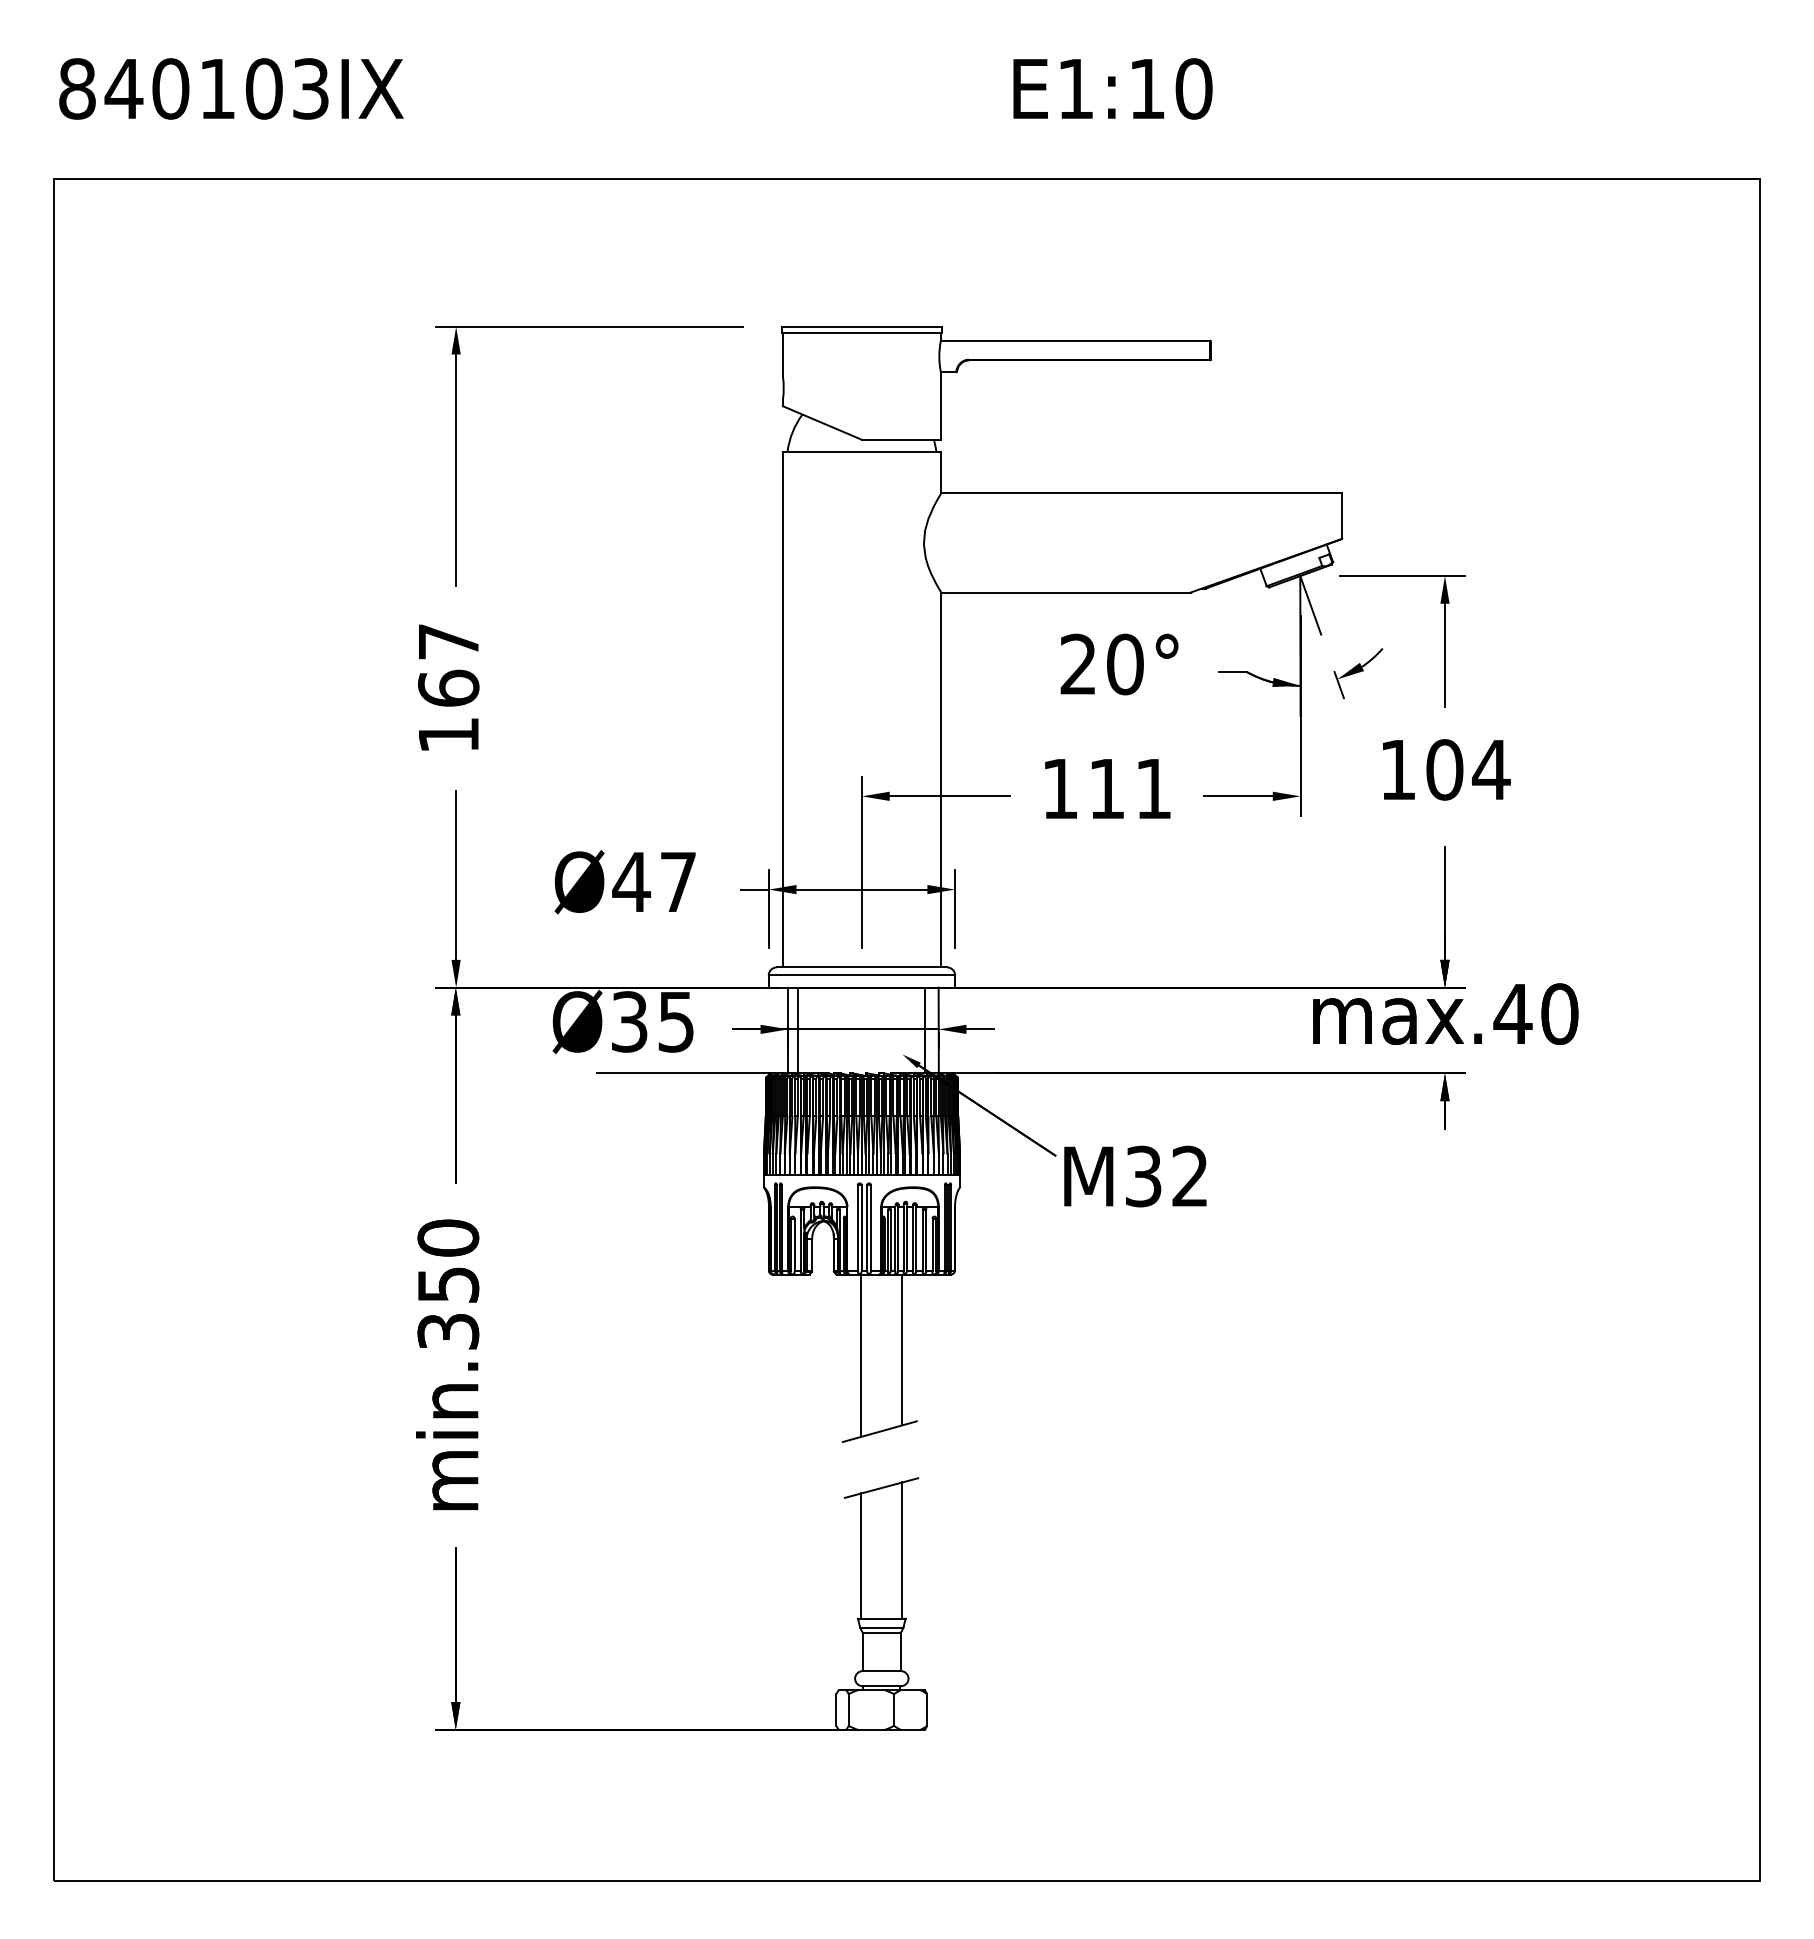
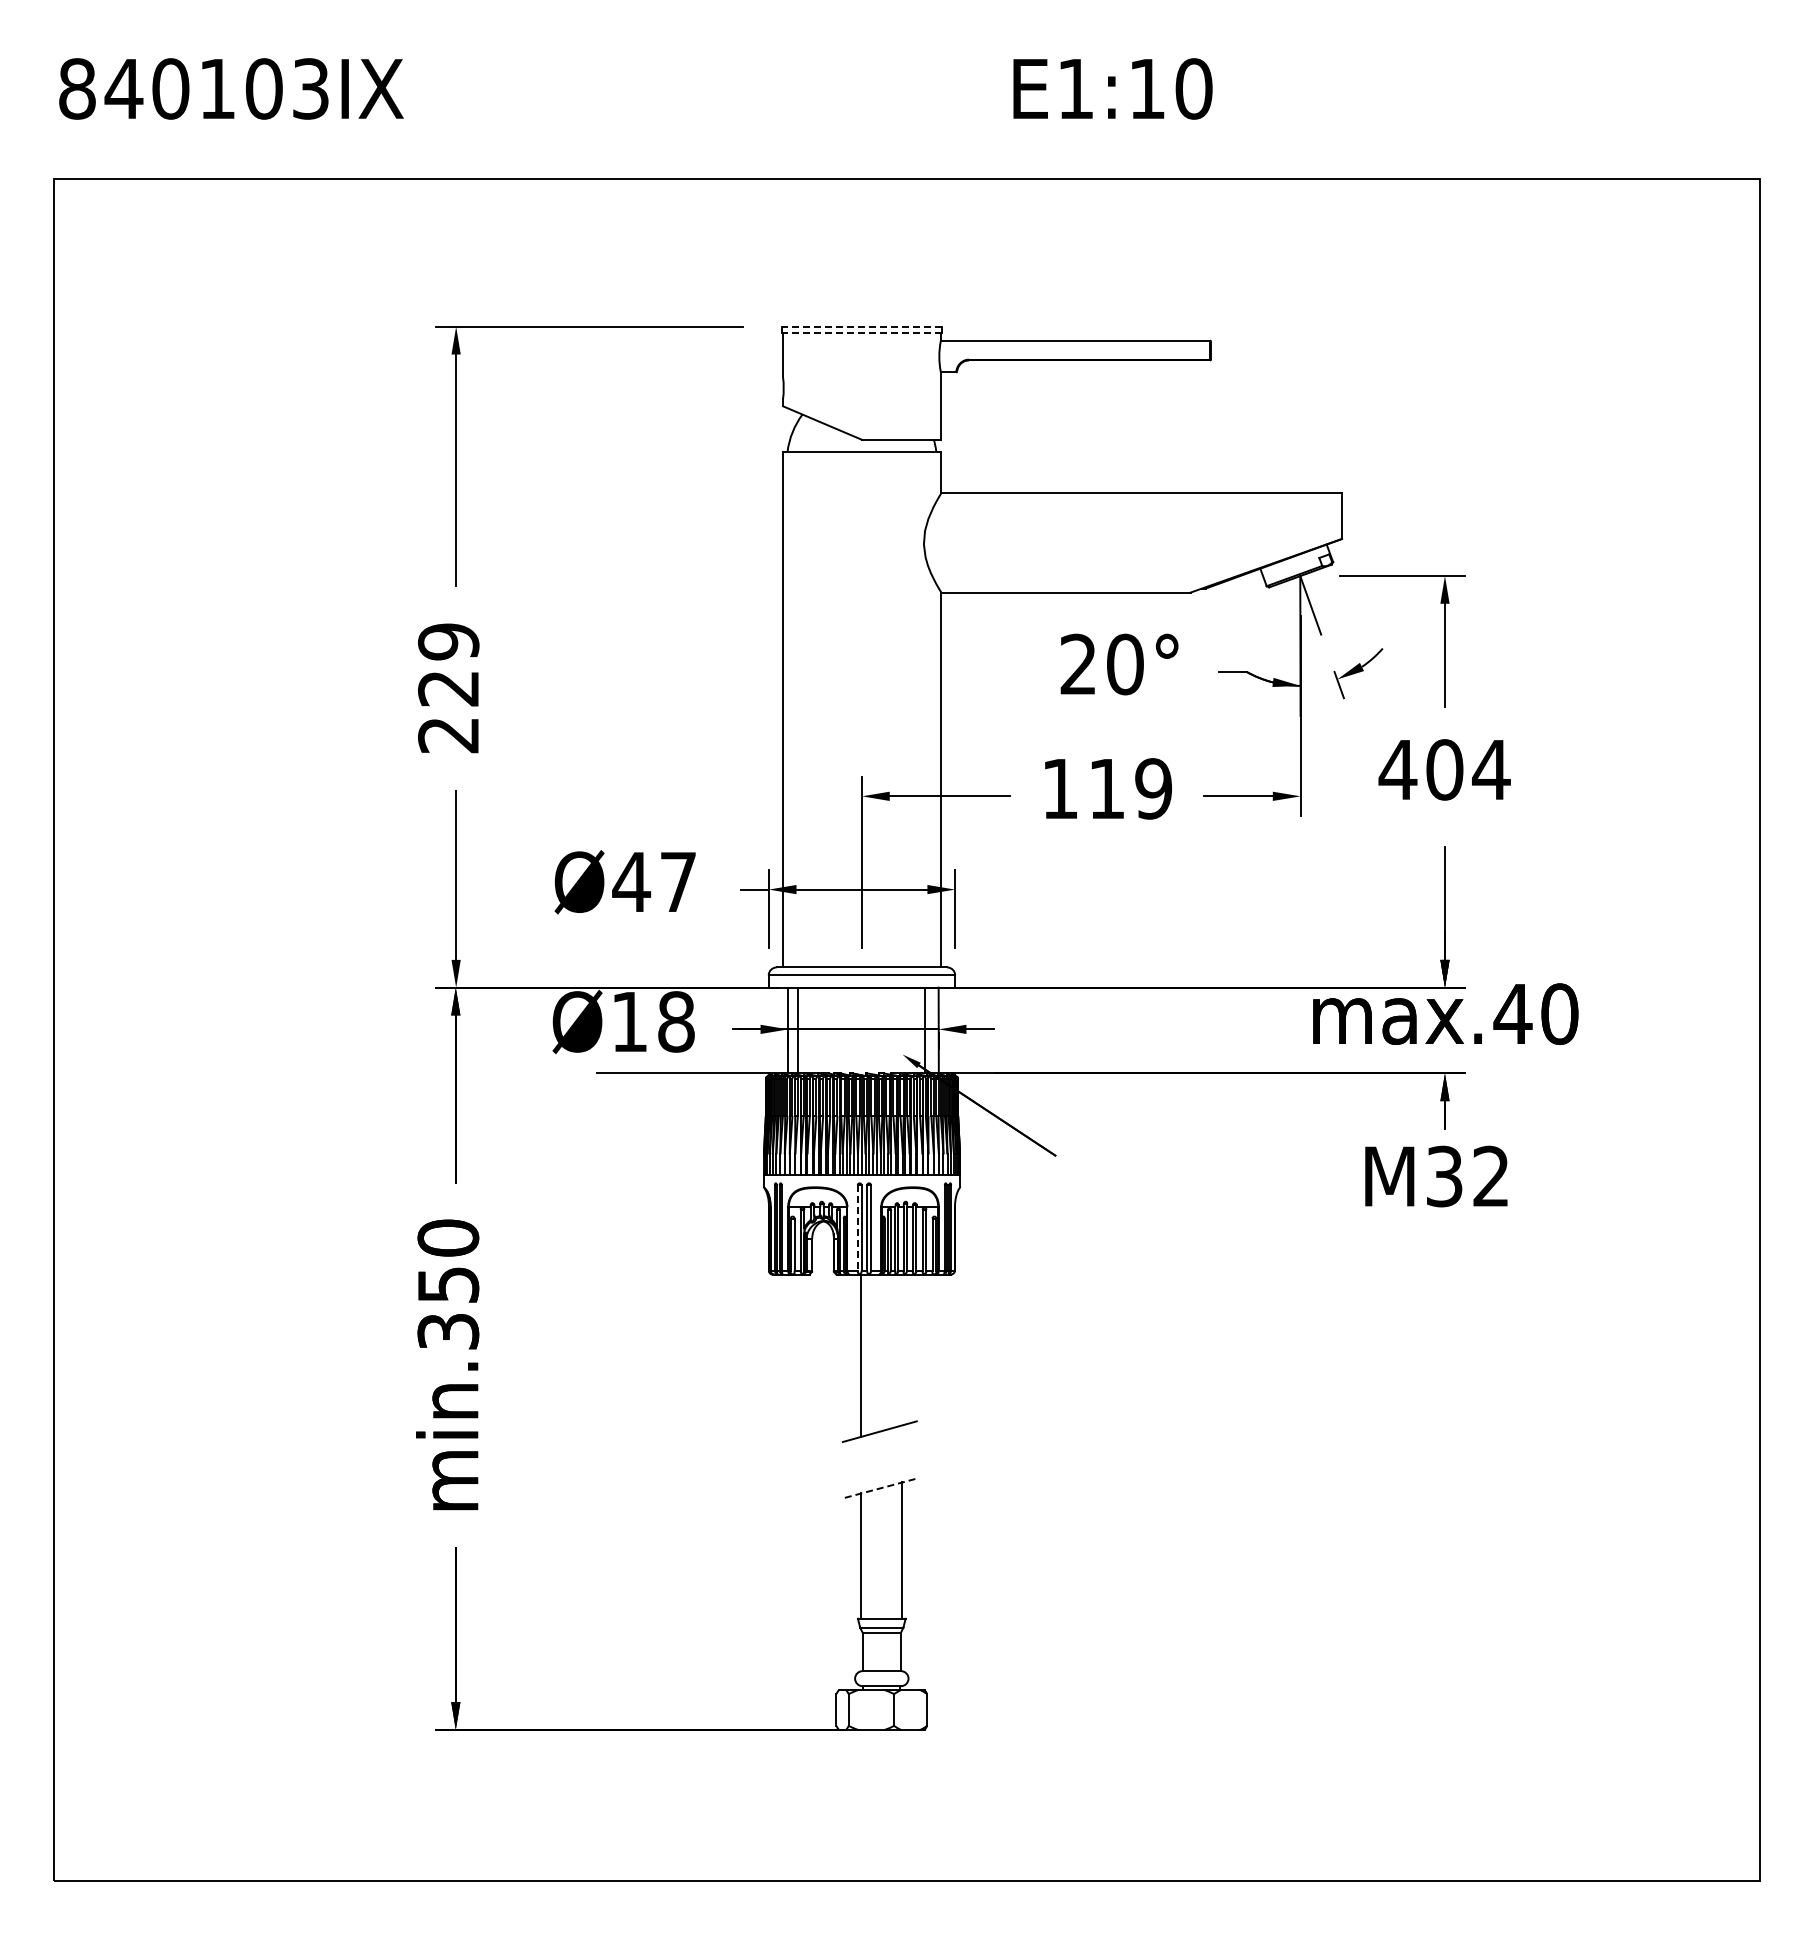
line: solid -> dashed (861, 326)
line: solid -> dashed (861, 332)
text: 167 -> 229 (448, 688)
text: 104 -> 404 (1397, 769)
text: 111 -> 119 (1153, 788)
text: Ø35 -> Ø18 (653, 1021)
text position: (1135, 1176) -> (1436, 1176) (1436, 1176)
line: solid -> dashed (857, 1227)
line: present -> none (902, 1349)
line: solid -> dashed (881, 1488)
